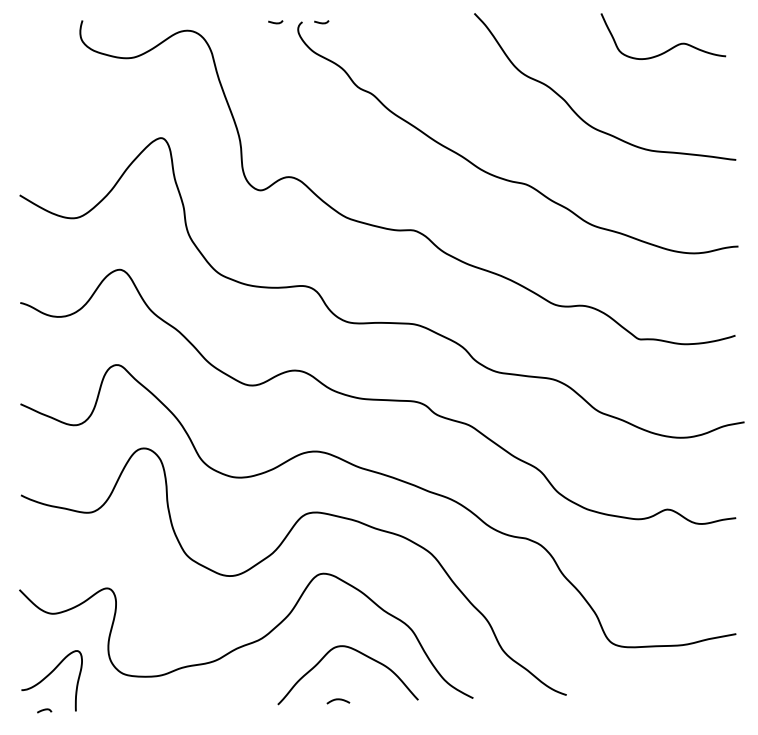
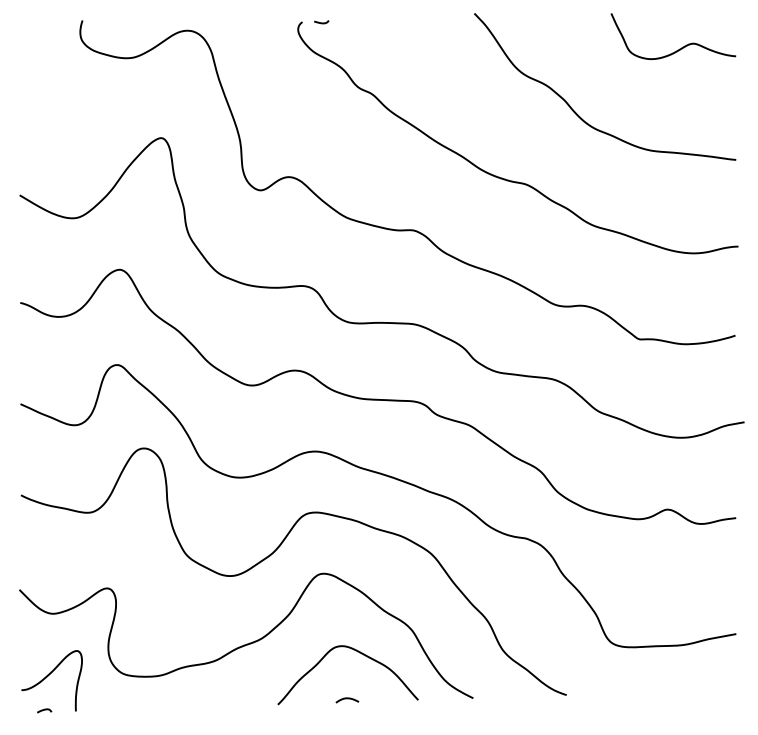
curve: present -> none (275, 22)
curve position: (669, 48) -> (679, 48) (679, 48)
curve position: (338, 700) -> (347, 699) (347, 699)
